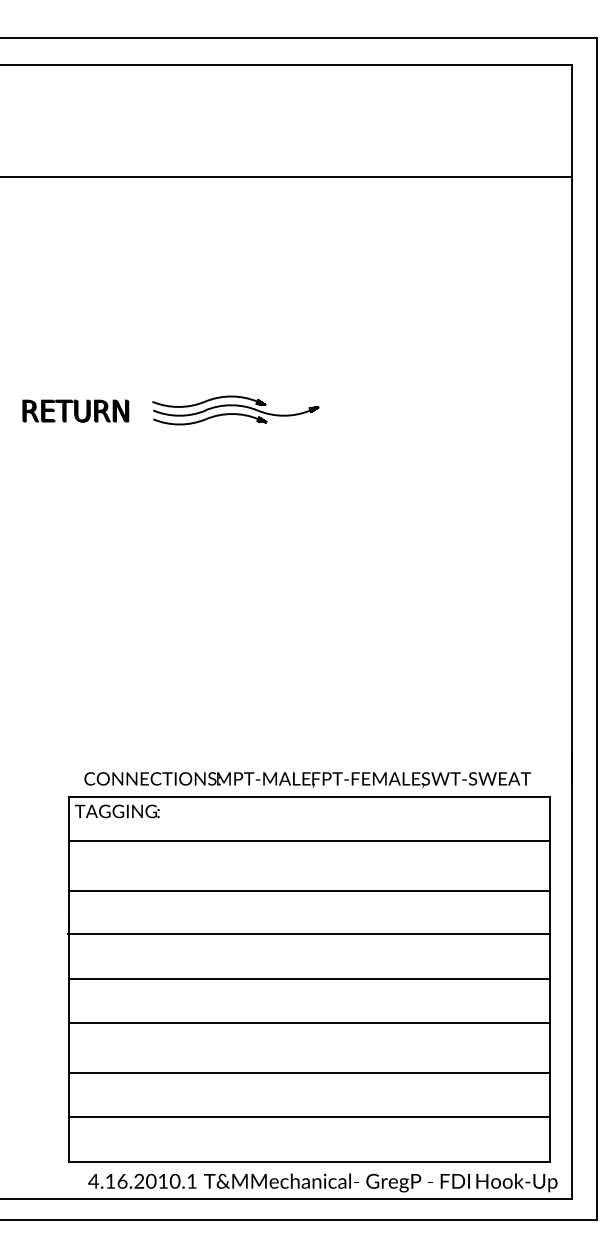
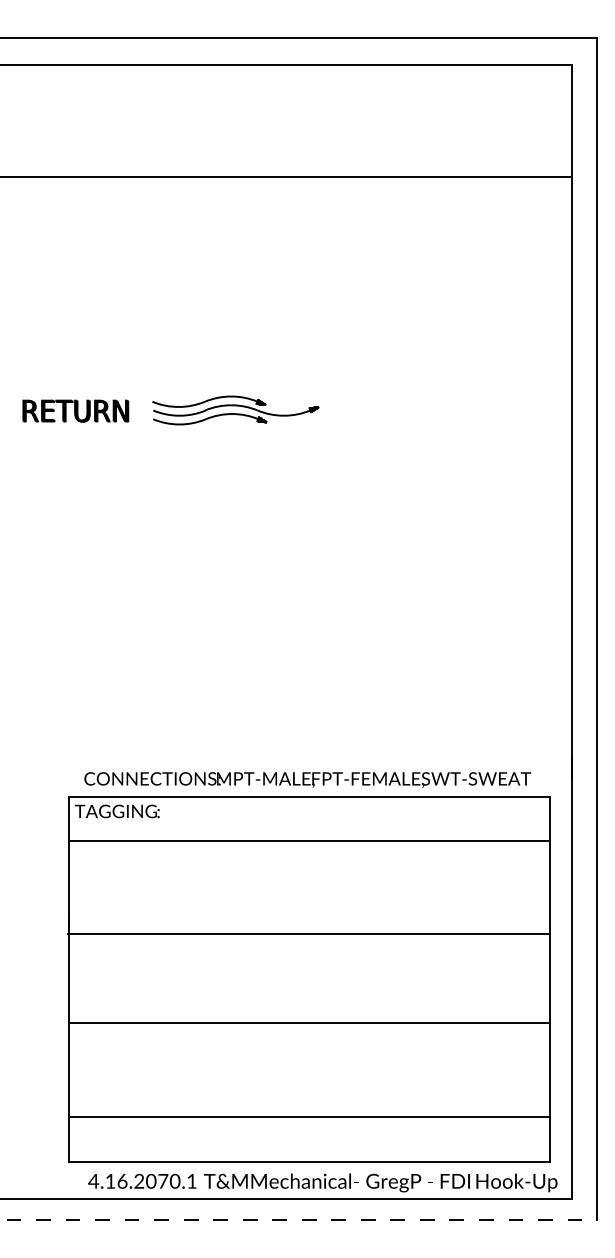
line: present -> none (308, 891)
line: present -> none (308, 978)
line: present -> none (308, 1073)
text: 4.16.2010.1 -> 4.16.2070.1 (163, 1181)
line: solid -> dashed (298, 1220)
